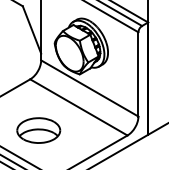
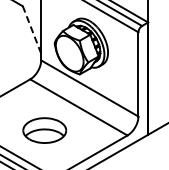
line: solid -> dashed (31, 29)
part position: (38, 130) -> (44, 130) (44, 130)
